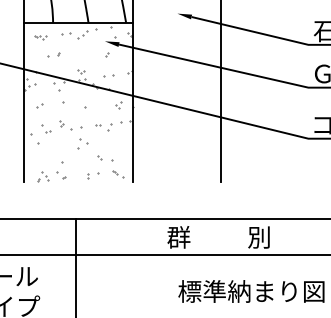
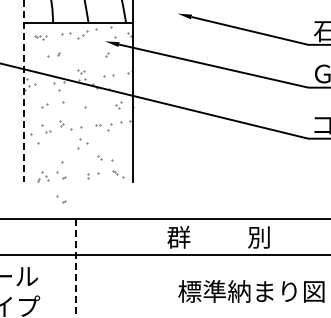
line: solid -> dashed (24, 91)
line: present -> none (220, 92)
part position: (39, 105) -> (44, 105) (44, 105)
part: none -> present (61, 199)
line: solid -> dashed (75, 268)
